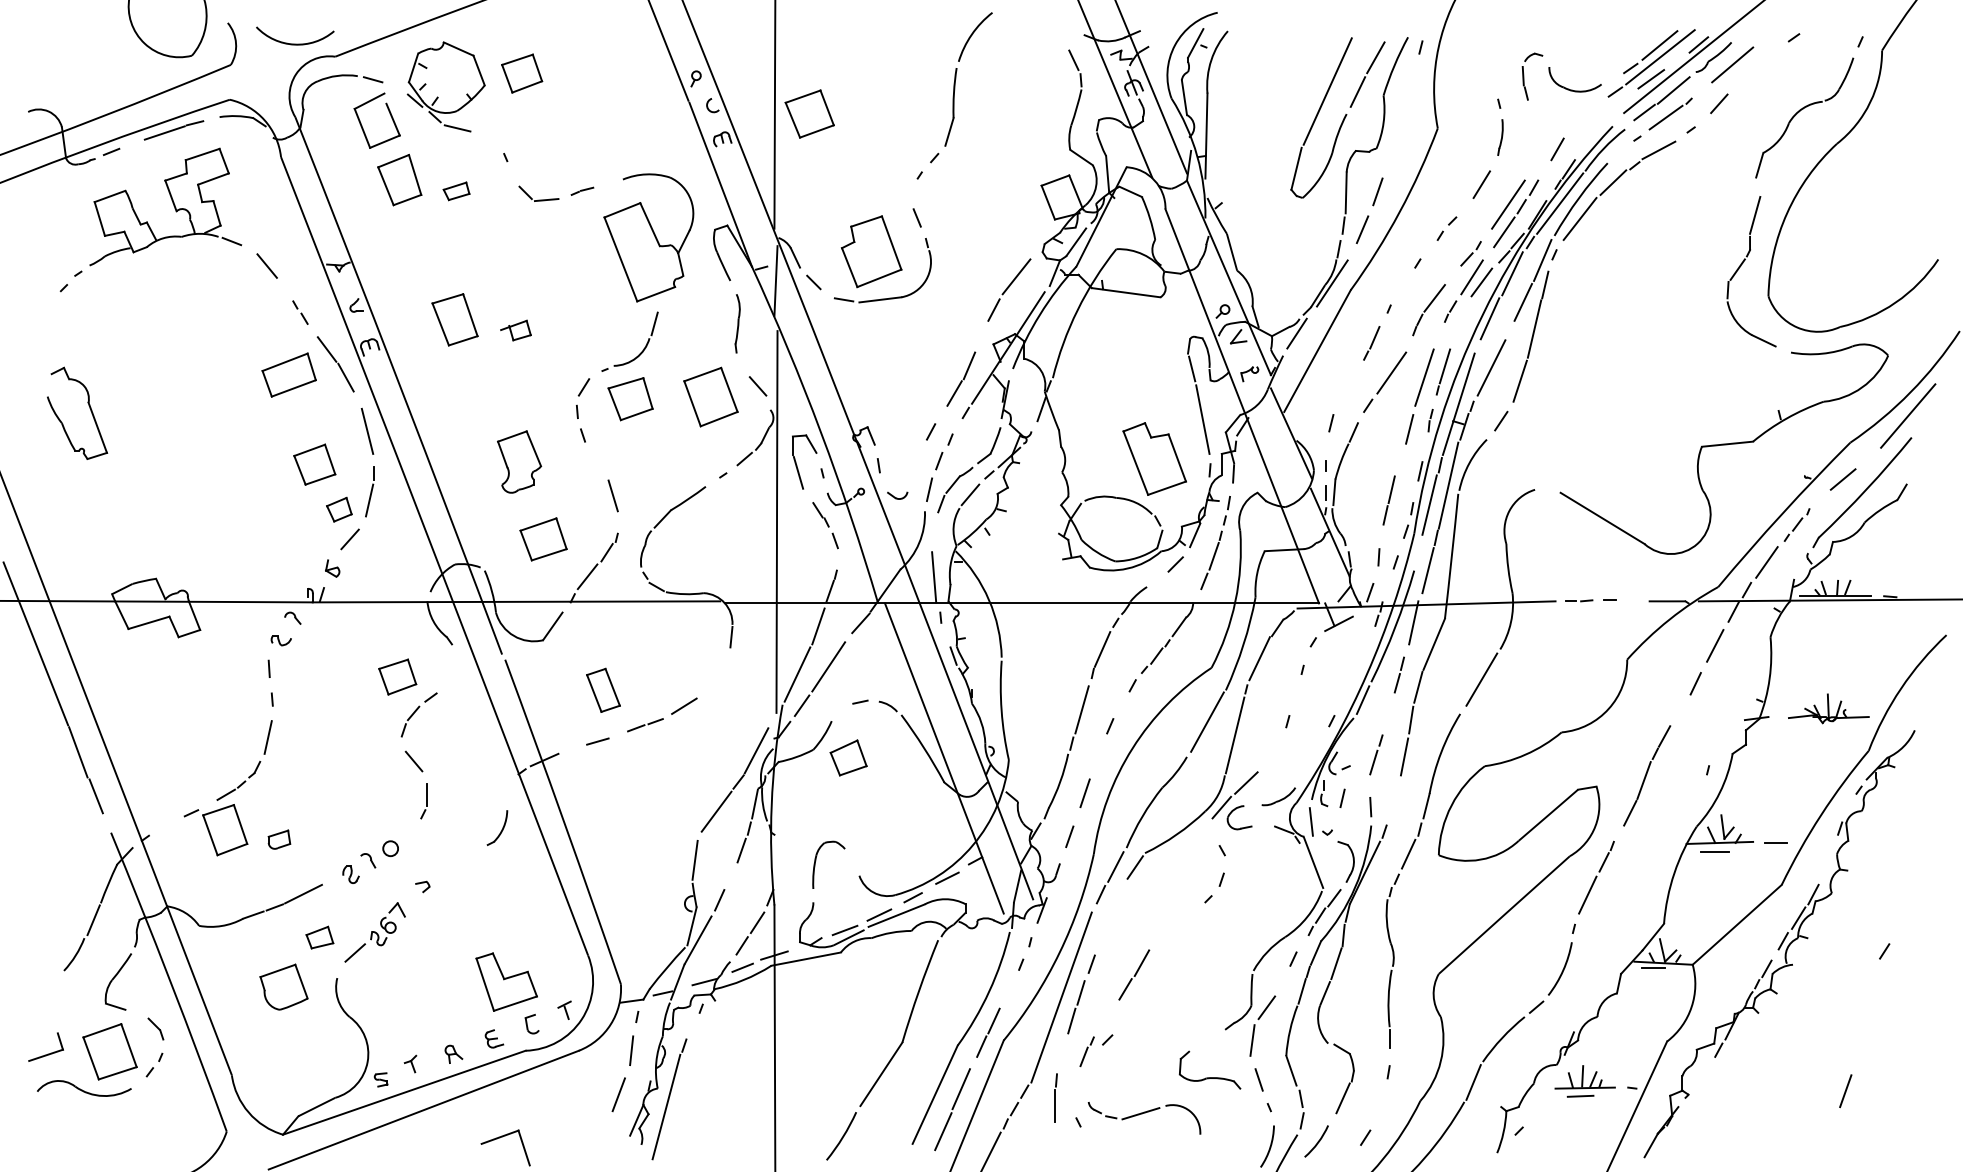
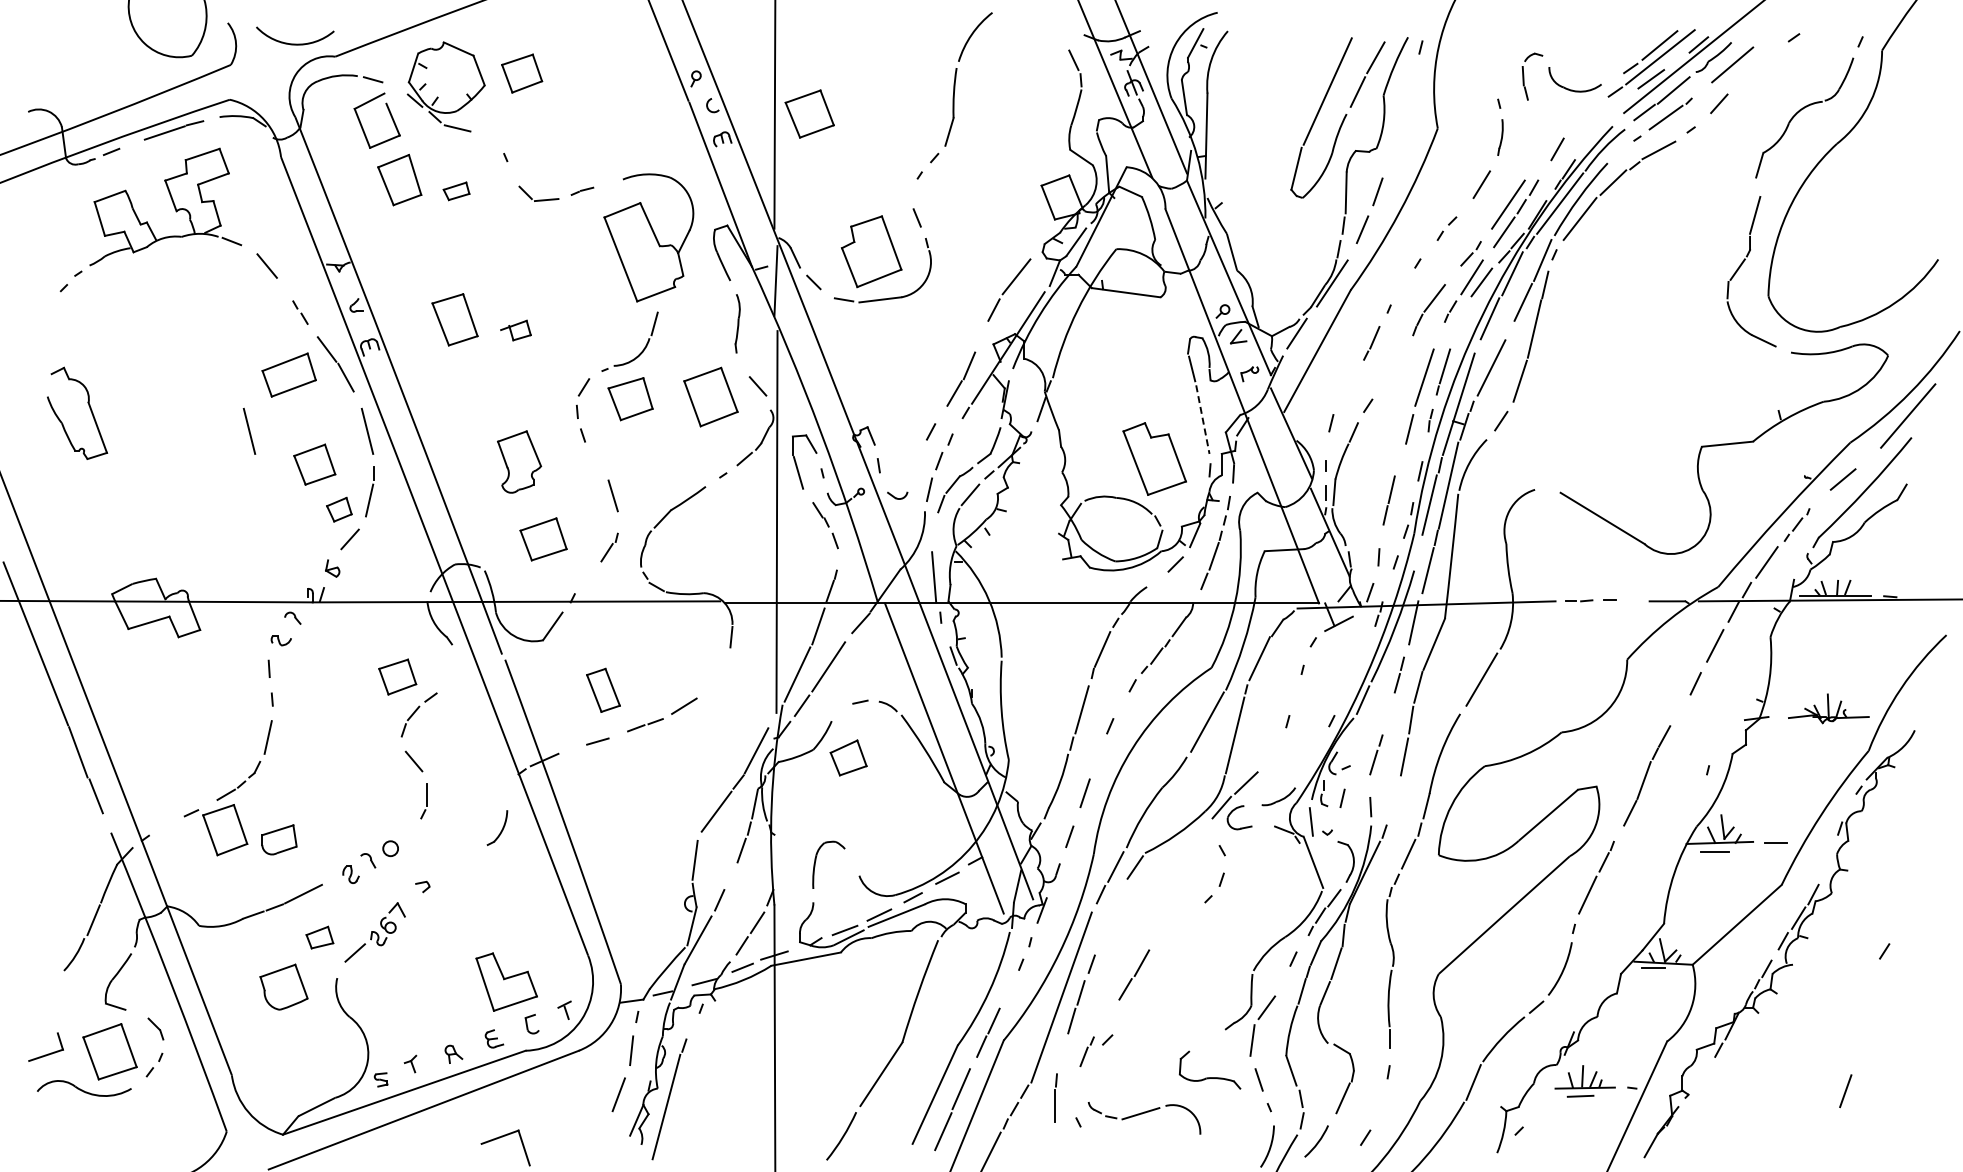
line: present -> none (1391, 372)
line: solid -> dashed (1202, 419)
line: none -> present (249, 430)
line: present -> none (587, 576)
part size: 25x21 px -> 37x32 px (279, 839)
